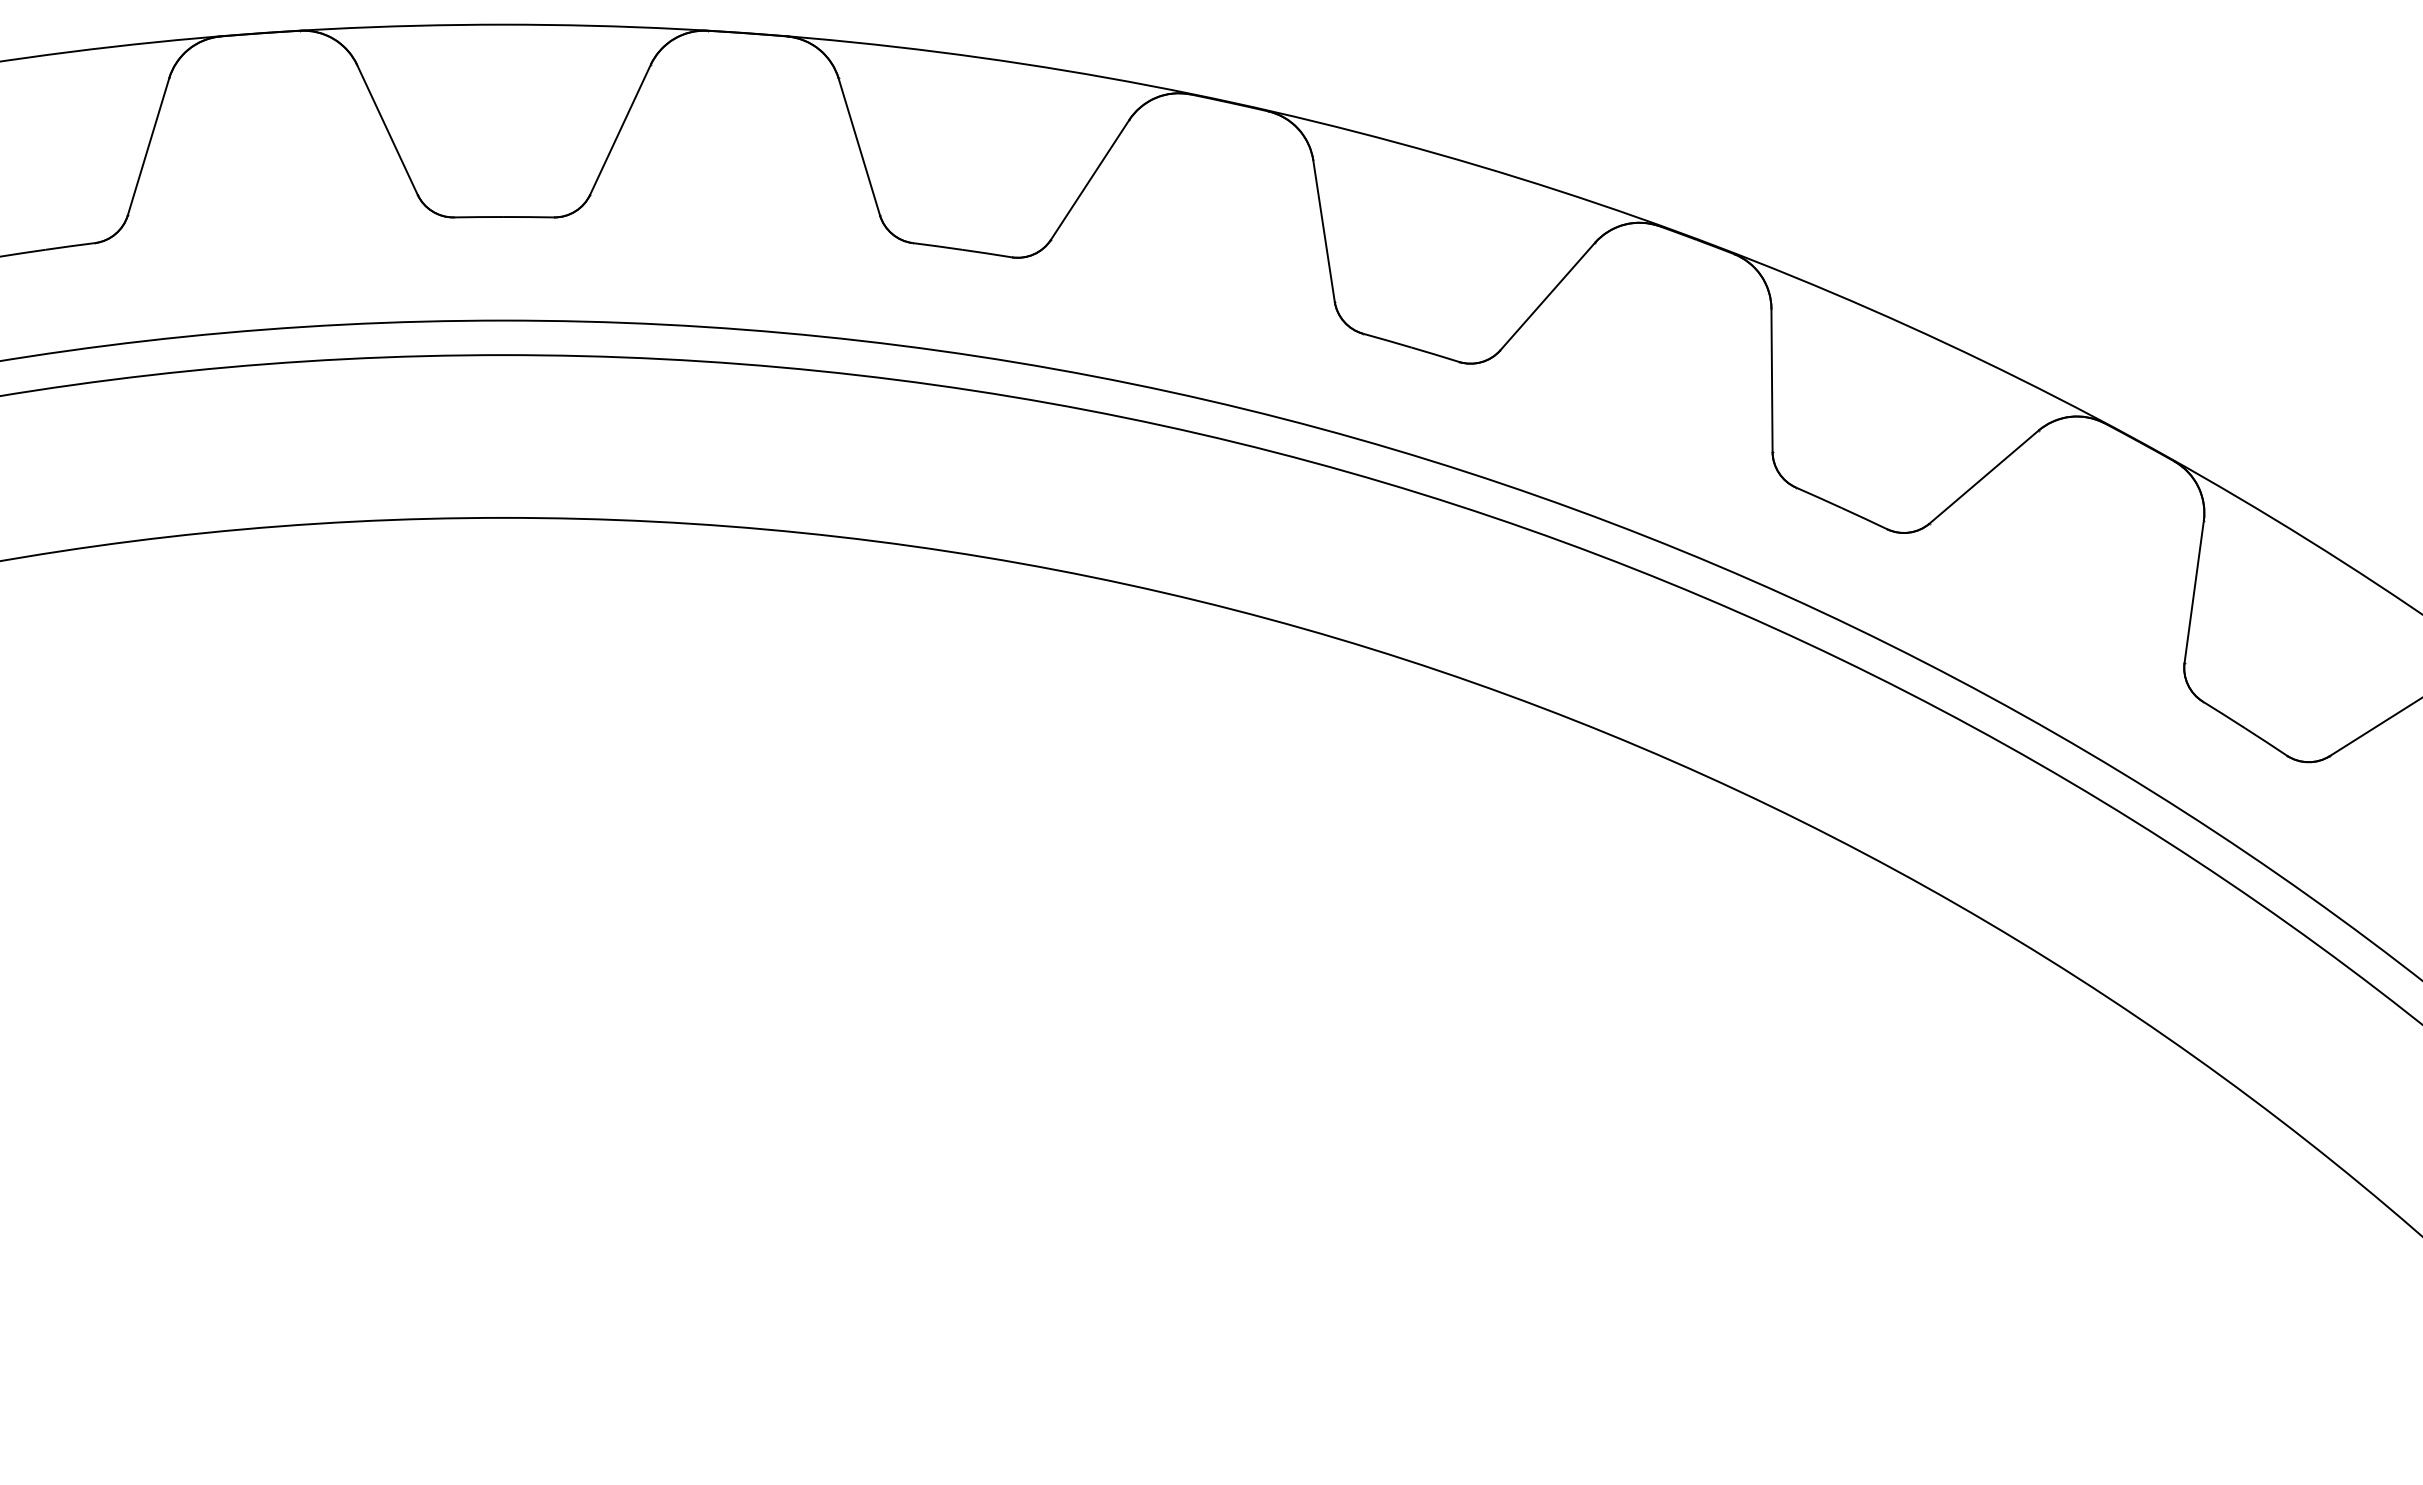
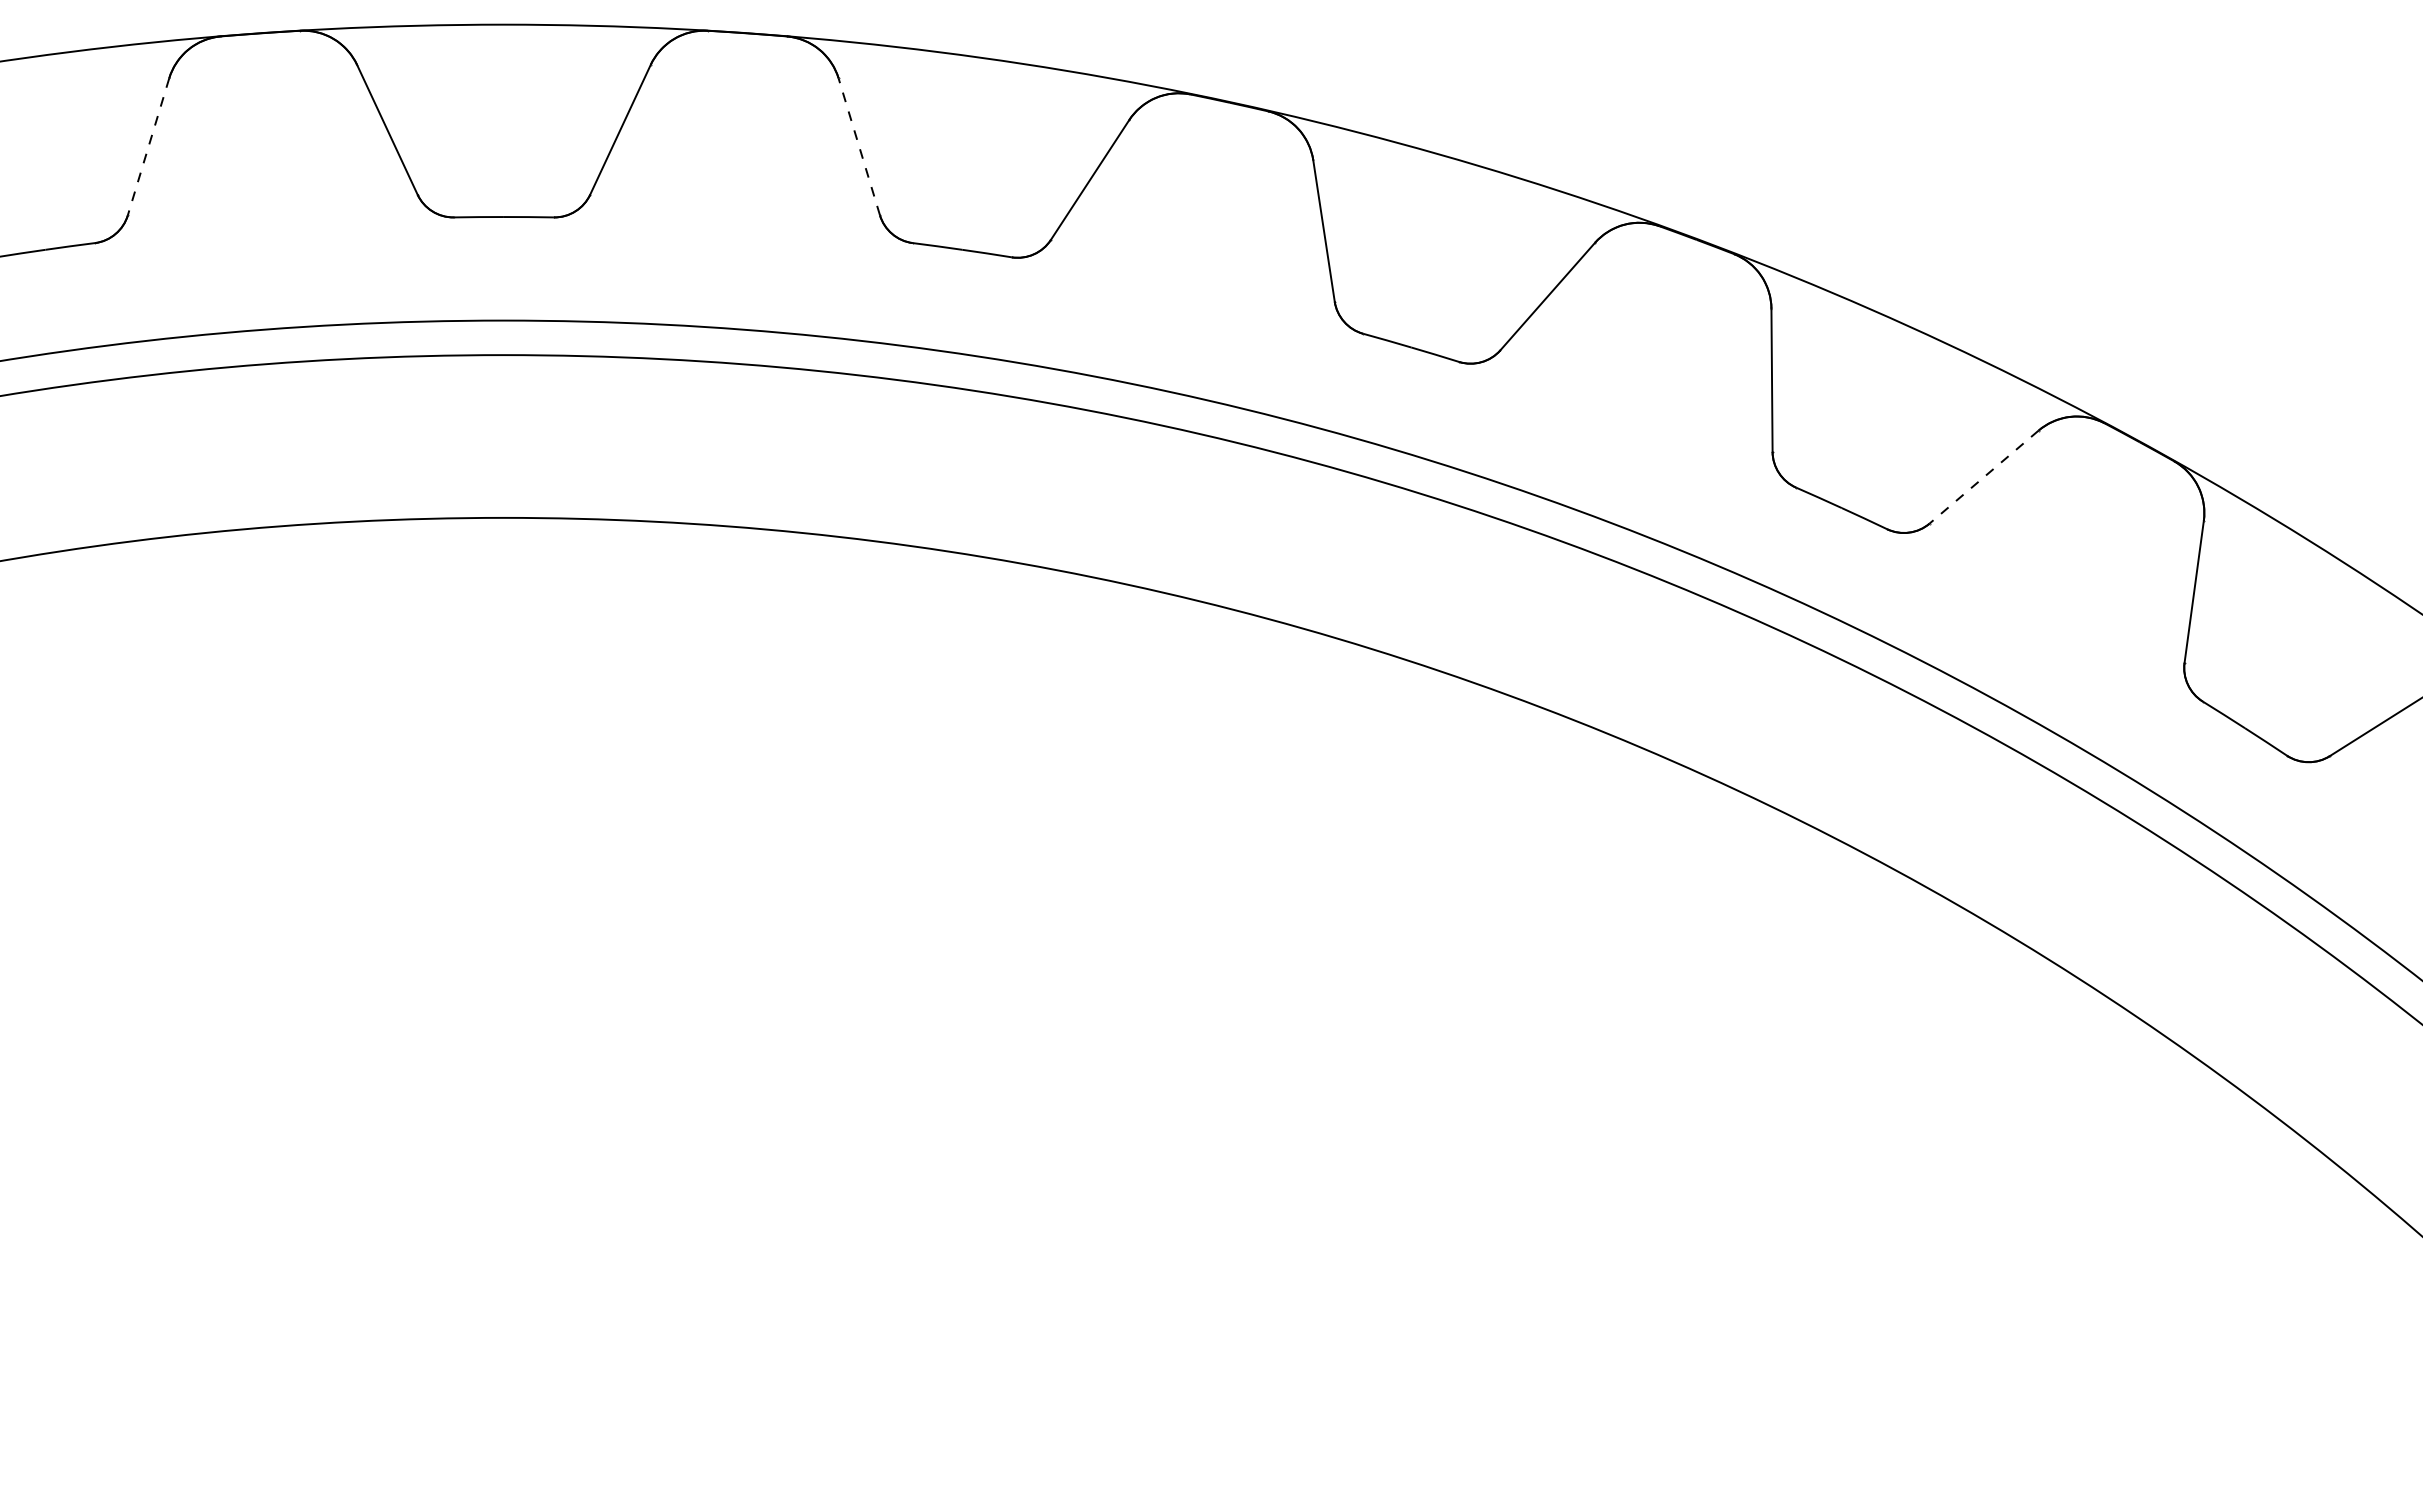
line: solid -> dashed (148, 146)
line: solid -> dashed (859, 146)
line: solid -> dashed (1984, 477)
